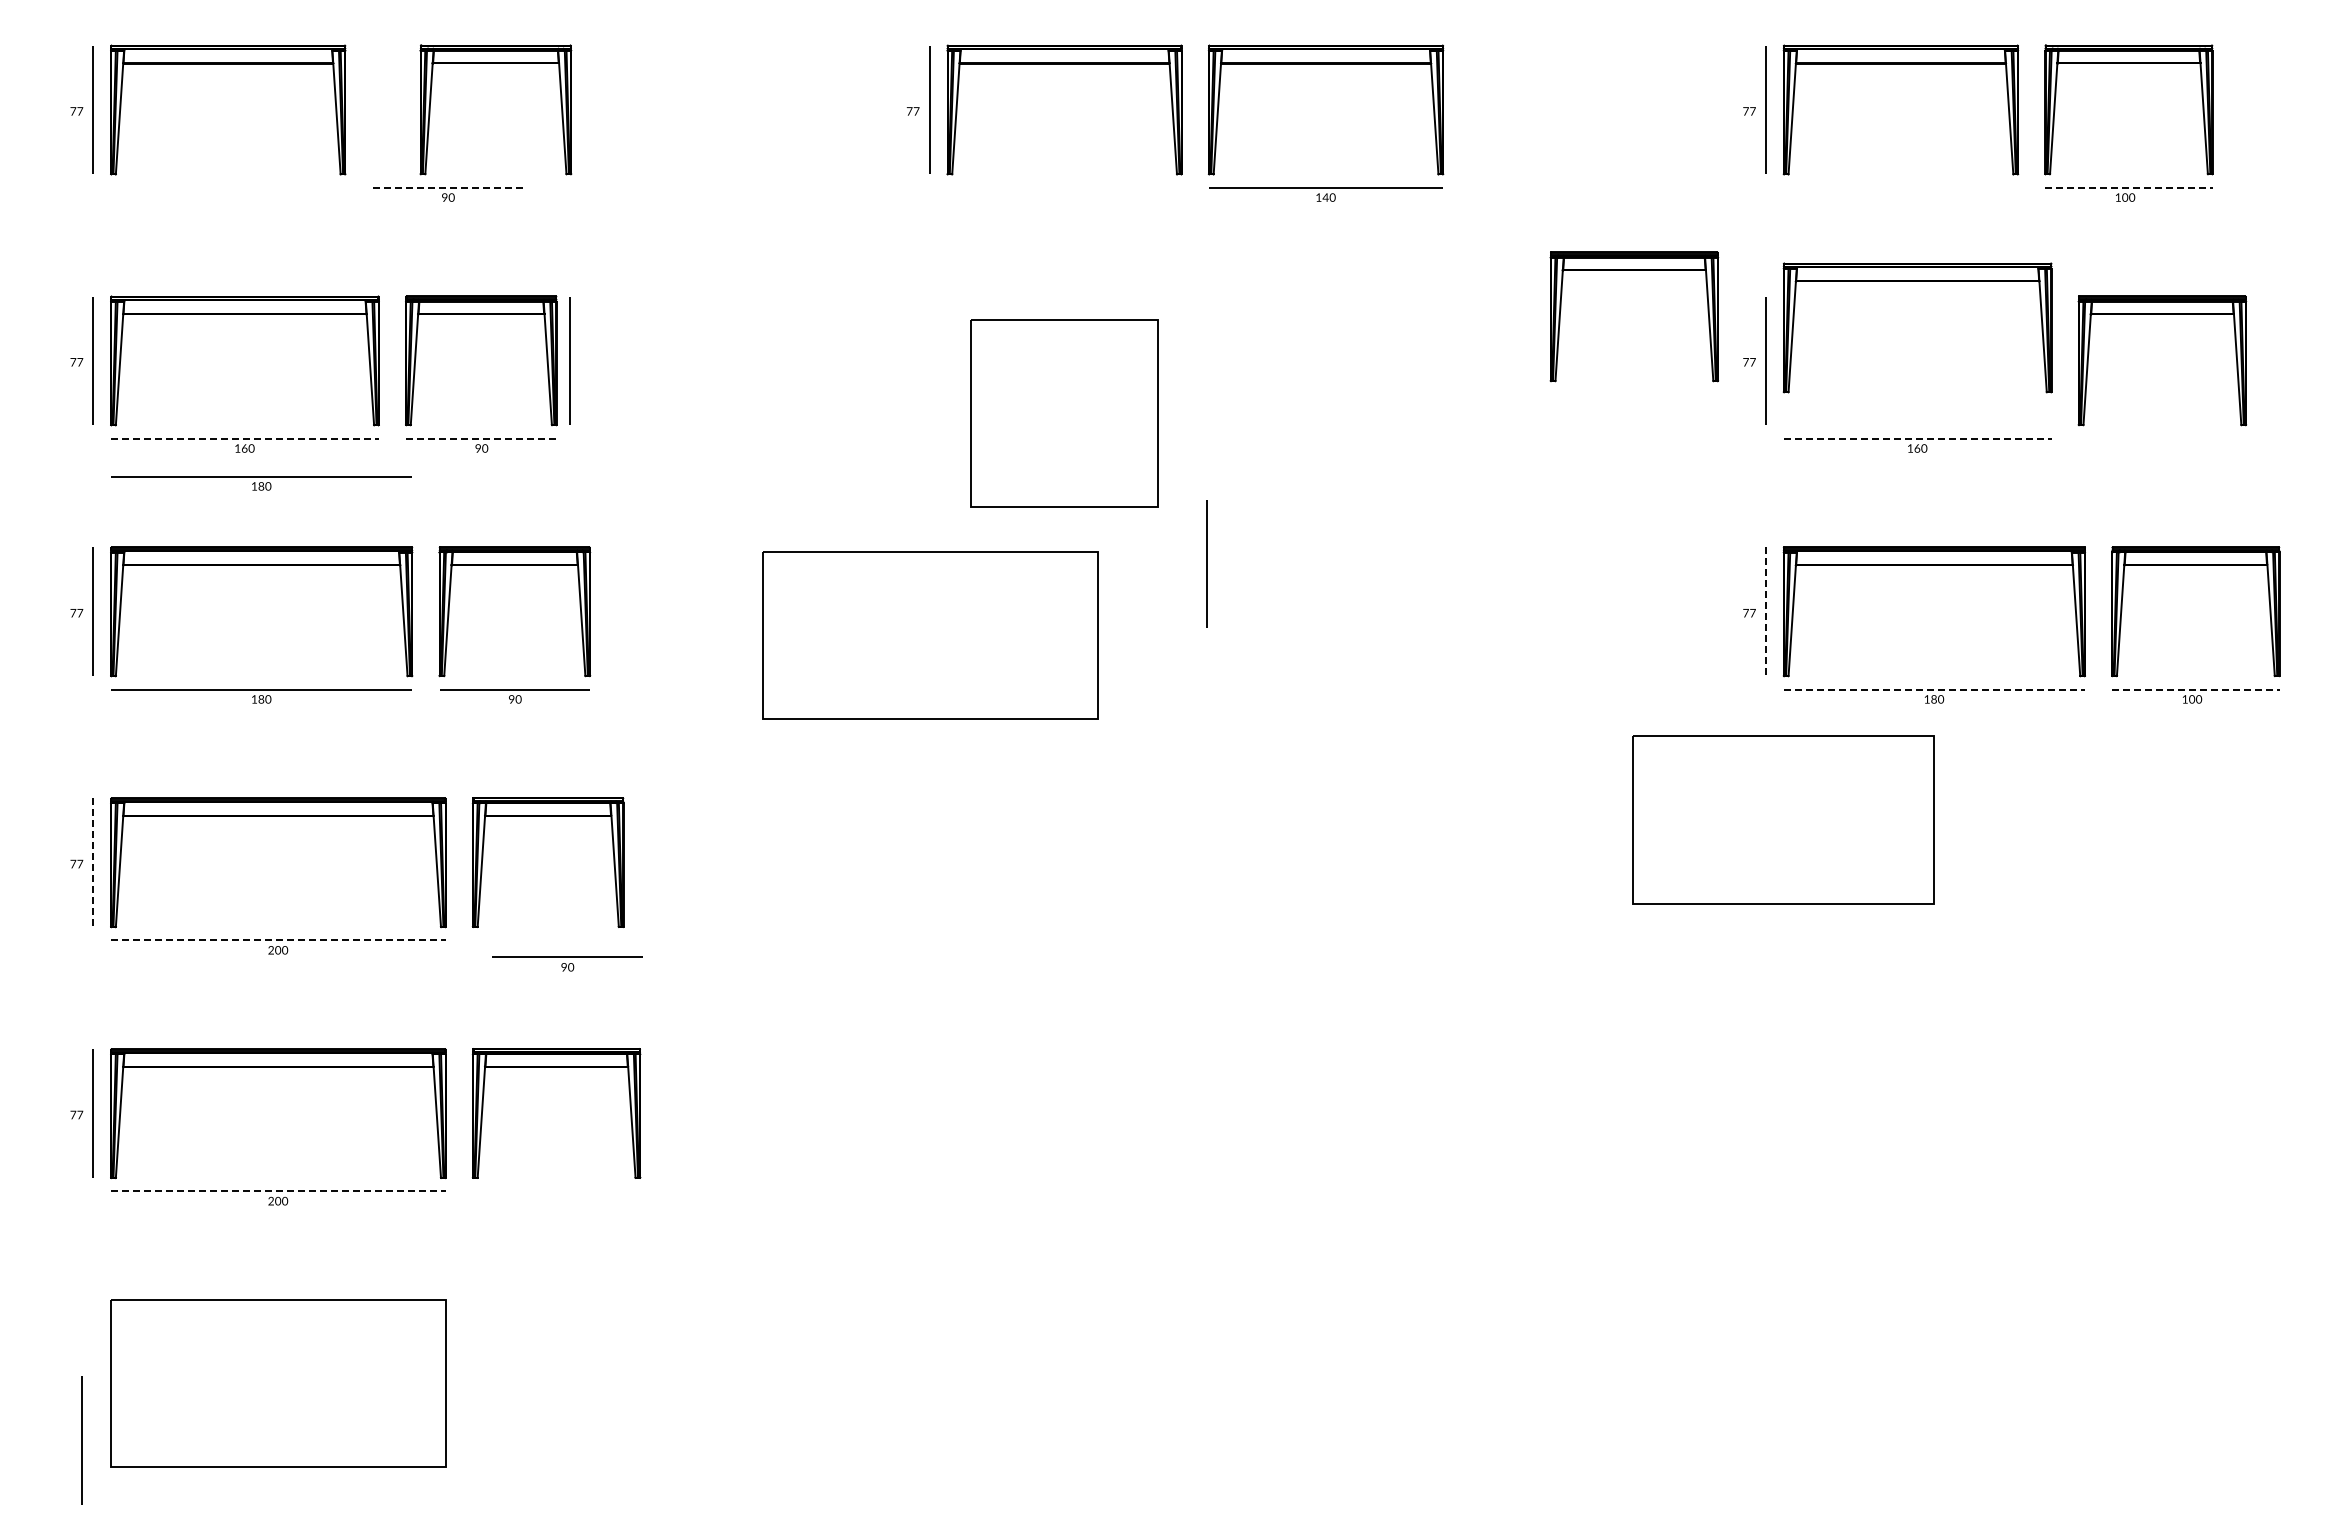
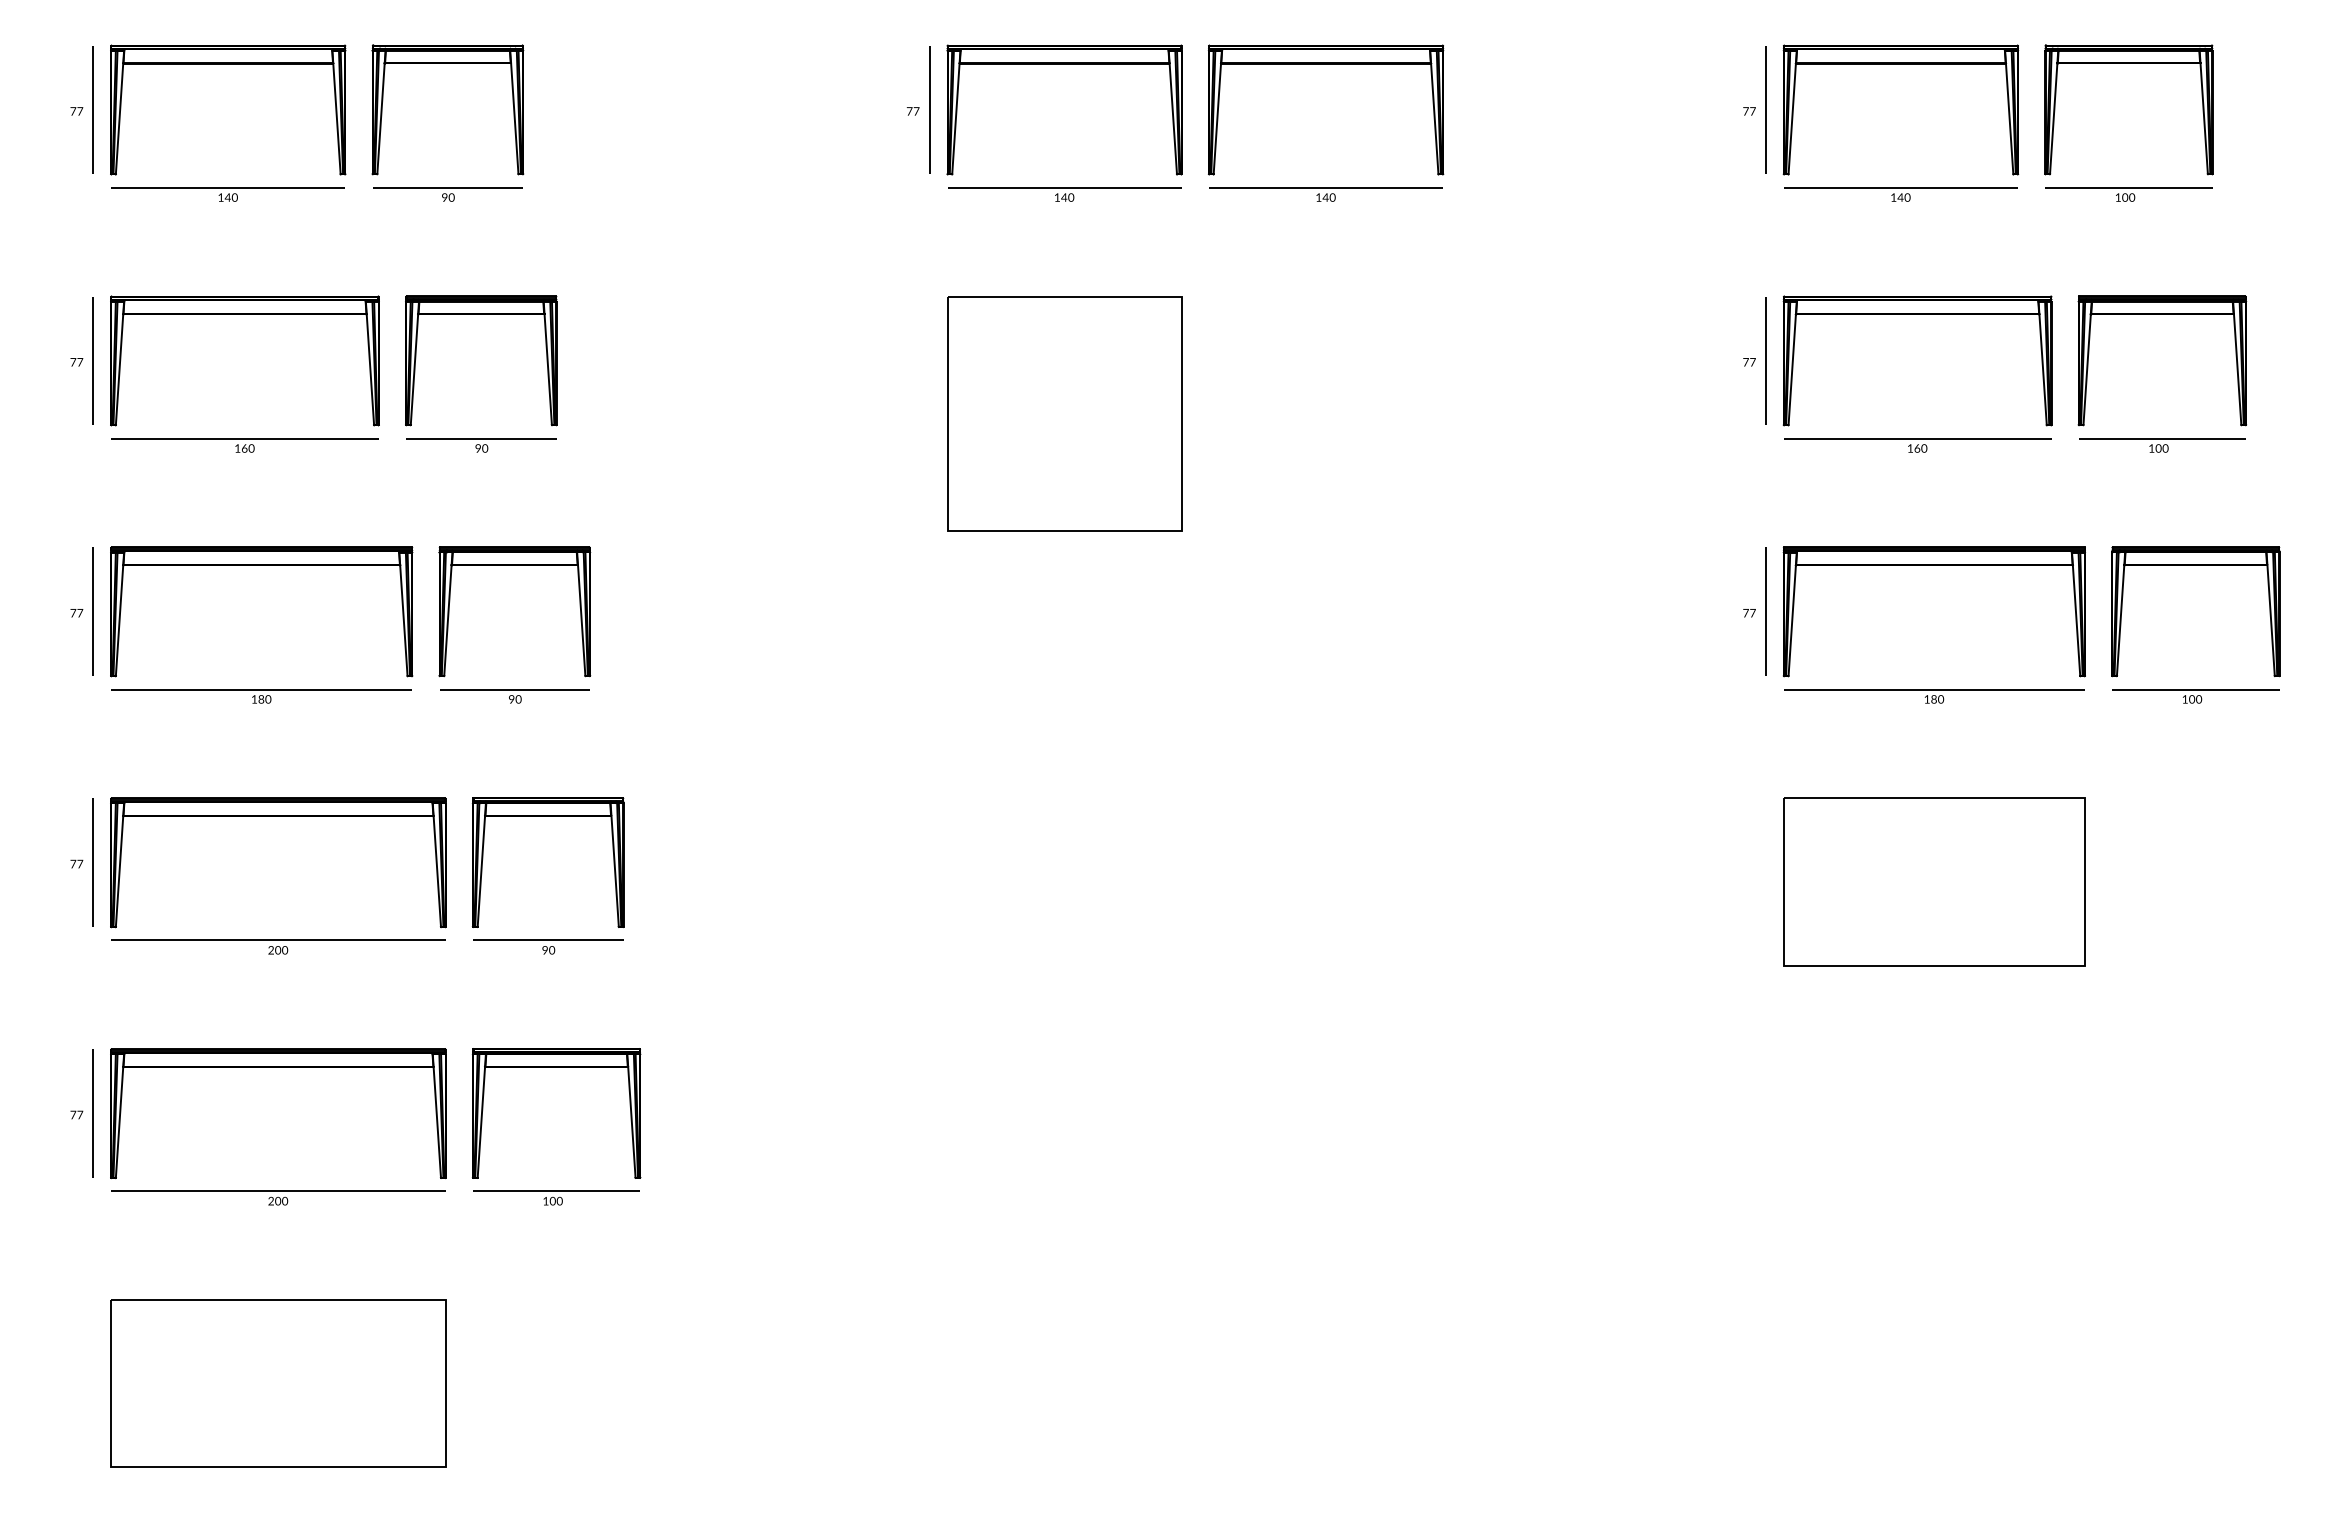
part position: (495, 63) -> (447, 63) (447, 63)
line: dashed -> solid (448, 187)
line: dashed -> solid (2128, 187)
part: none -> present (227, 194)
part: none -> present (1064, 194)
part: none -> present (1900, 194)
part: present -> none (1634, 270)
part position: (1917, 281) -> (1917, 314) (1917, 314)
line: present -> none (569, 360)
part size: 189x189 px -> 236x236 px (1064, 413)
line: dashed -> solid (244, 438)
line: dashed -> solid (481, 438)
line: dashed -> solid (1917, 438)
part: none -> present (2162, 445)
part: present -> none (261, 483)
line: present -> none (1206, 563)
line: dashed -> solid (1766, 612)
part: present -> none (930, 635)
line: dashed -> solid (1934, 689)
line: dashed -> solid (2195, 689)
part position: (1783, 819) -> (1934, 881) (1934, 881)
line: dashed -> solid (93, 863)
line: dashed -> solid (278, 940)
part position: (567, 963) -> (548, 946) (548, 946)
line: dashed -> solid (278, 1191)
part: none -> present (556, 1197)
line: present -> none (81, 1440)
